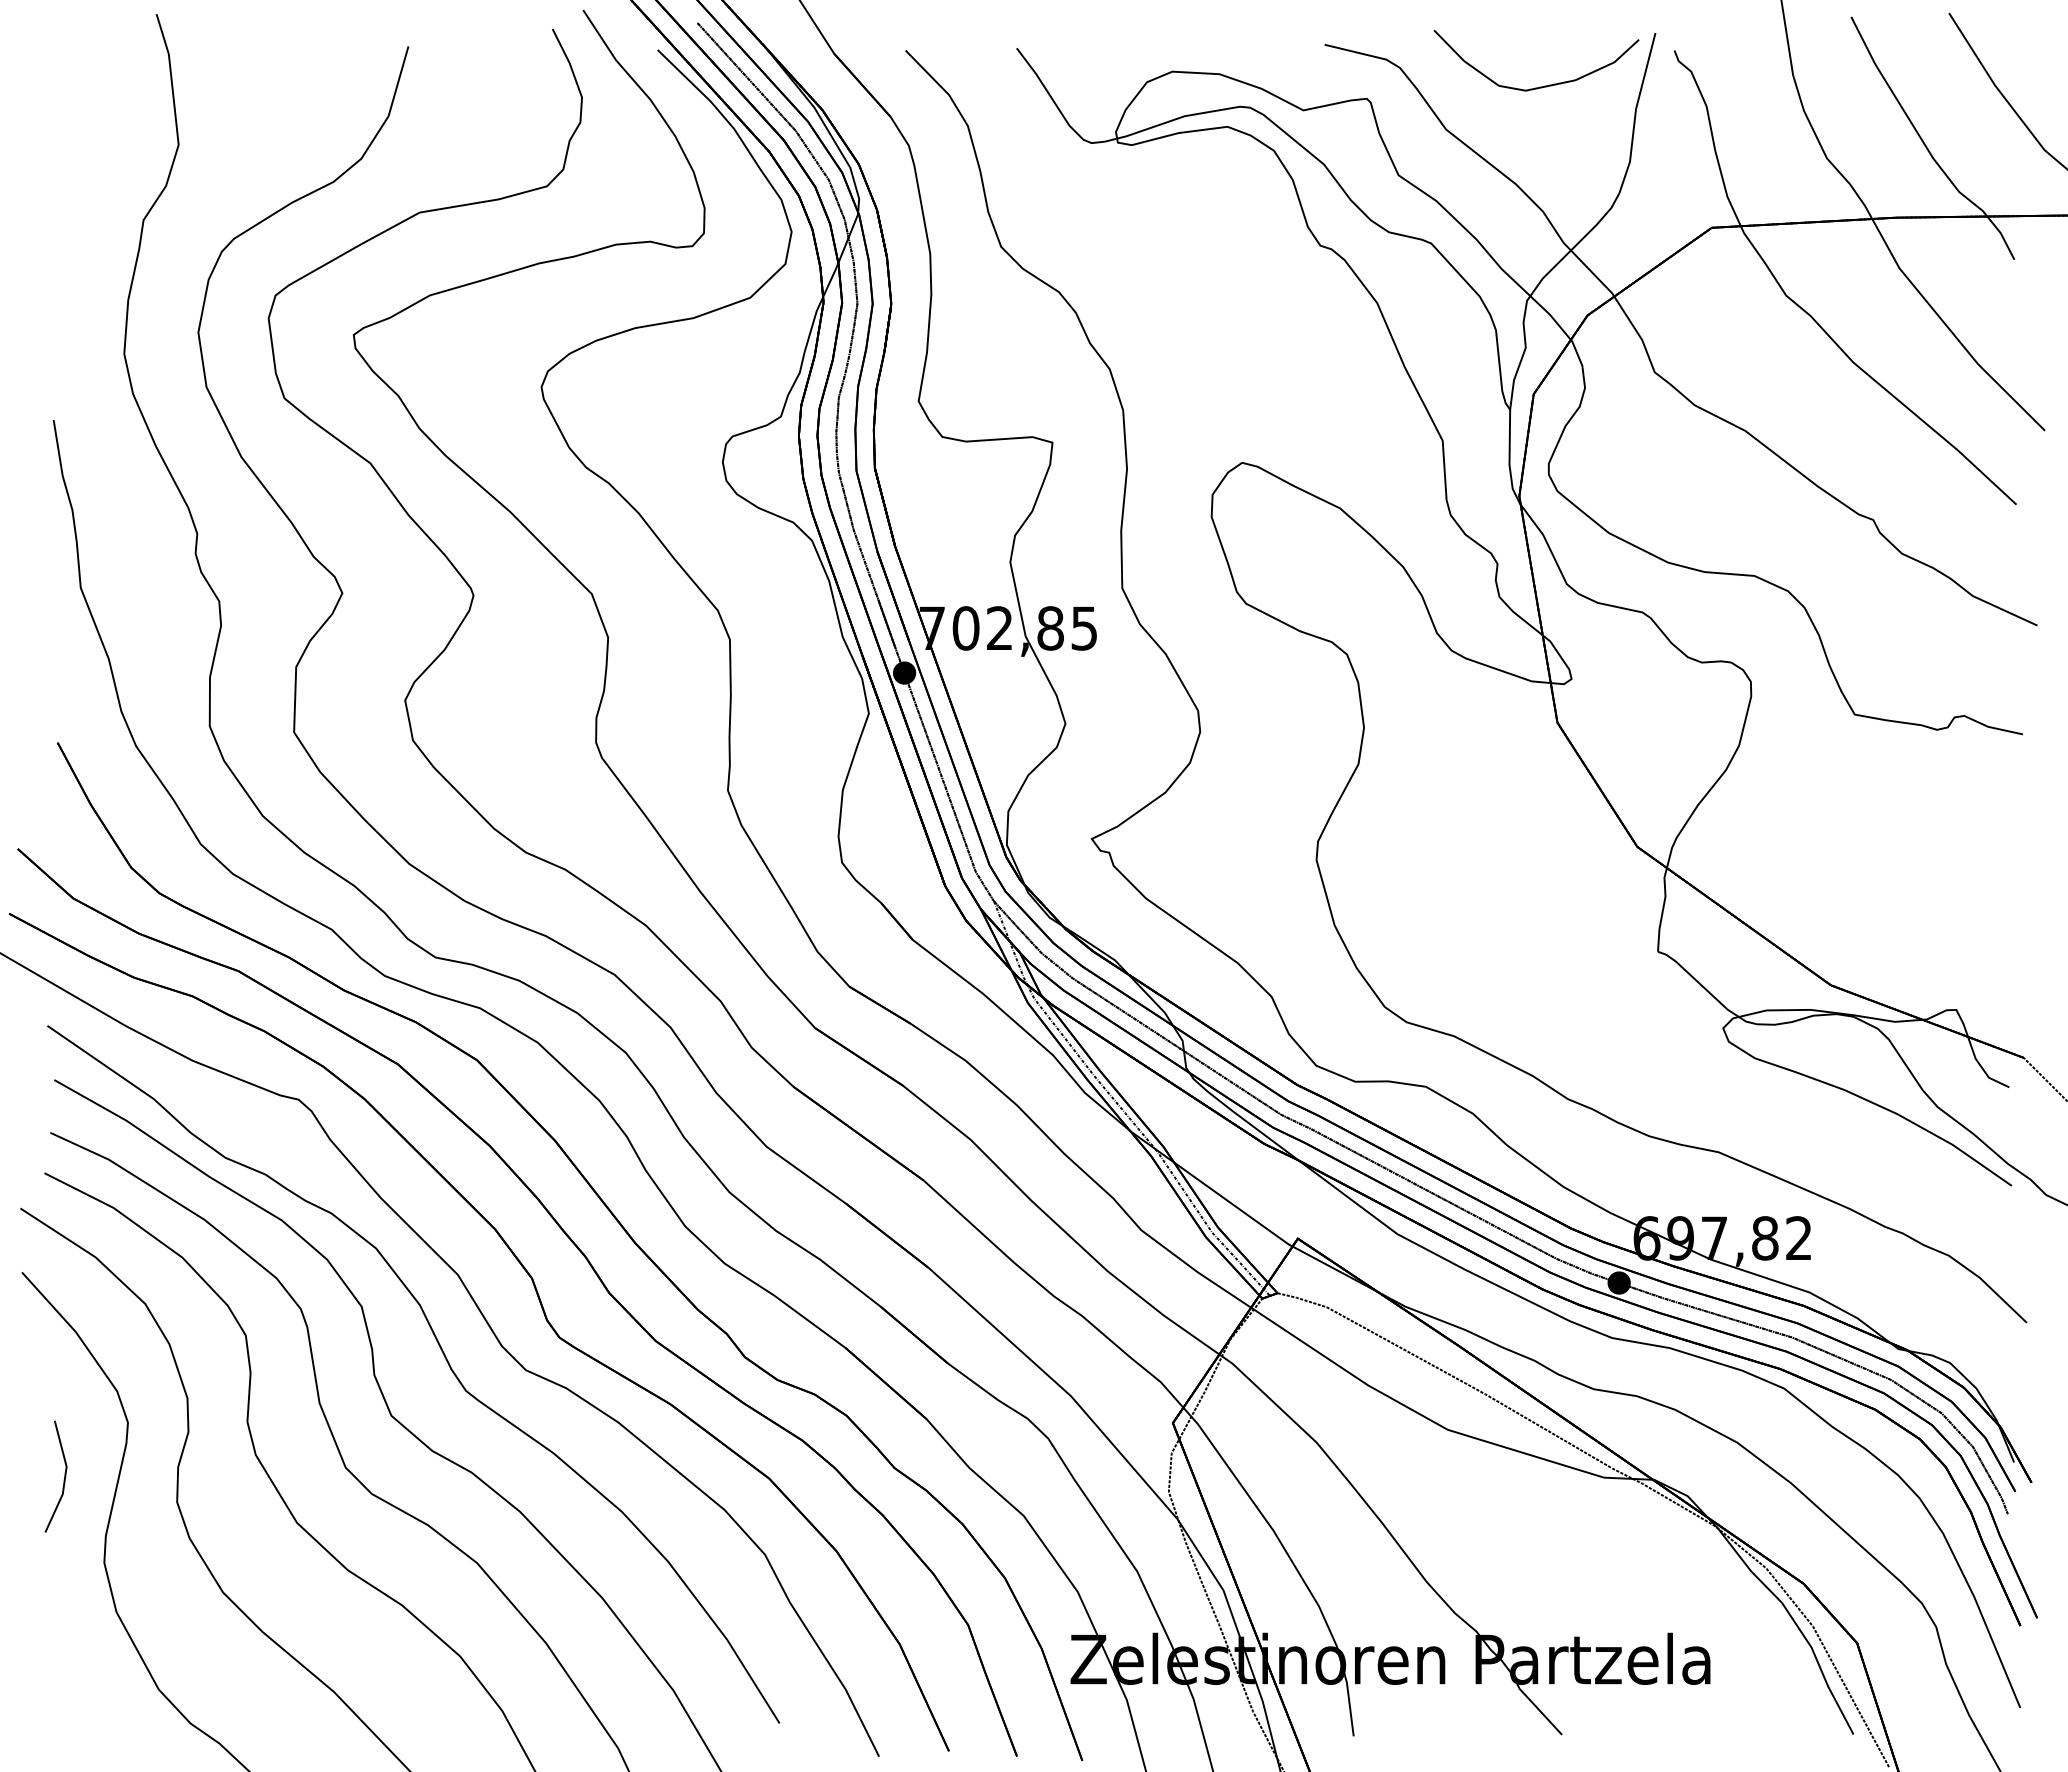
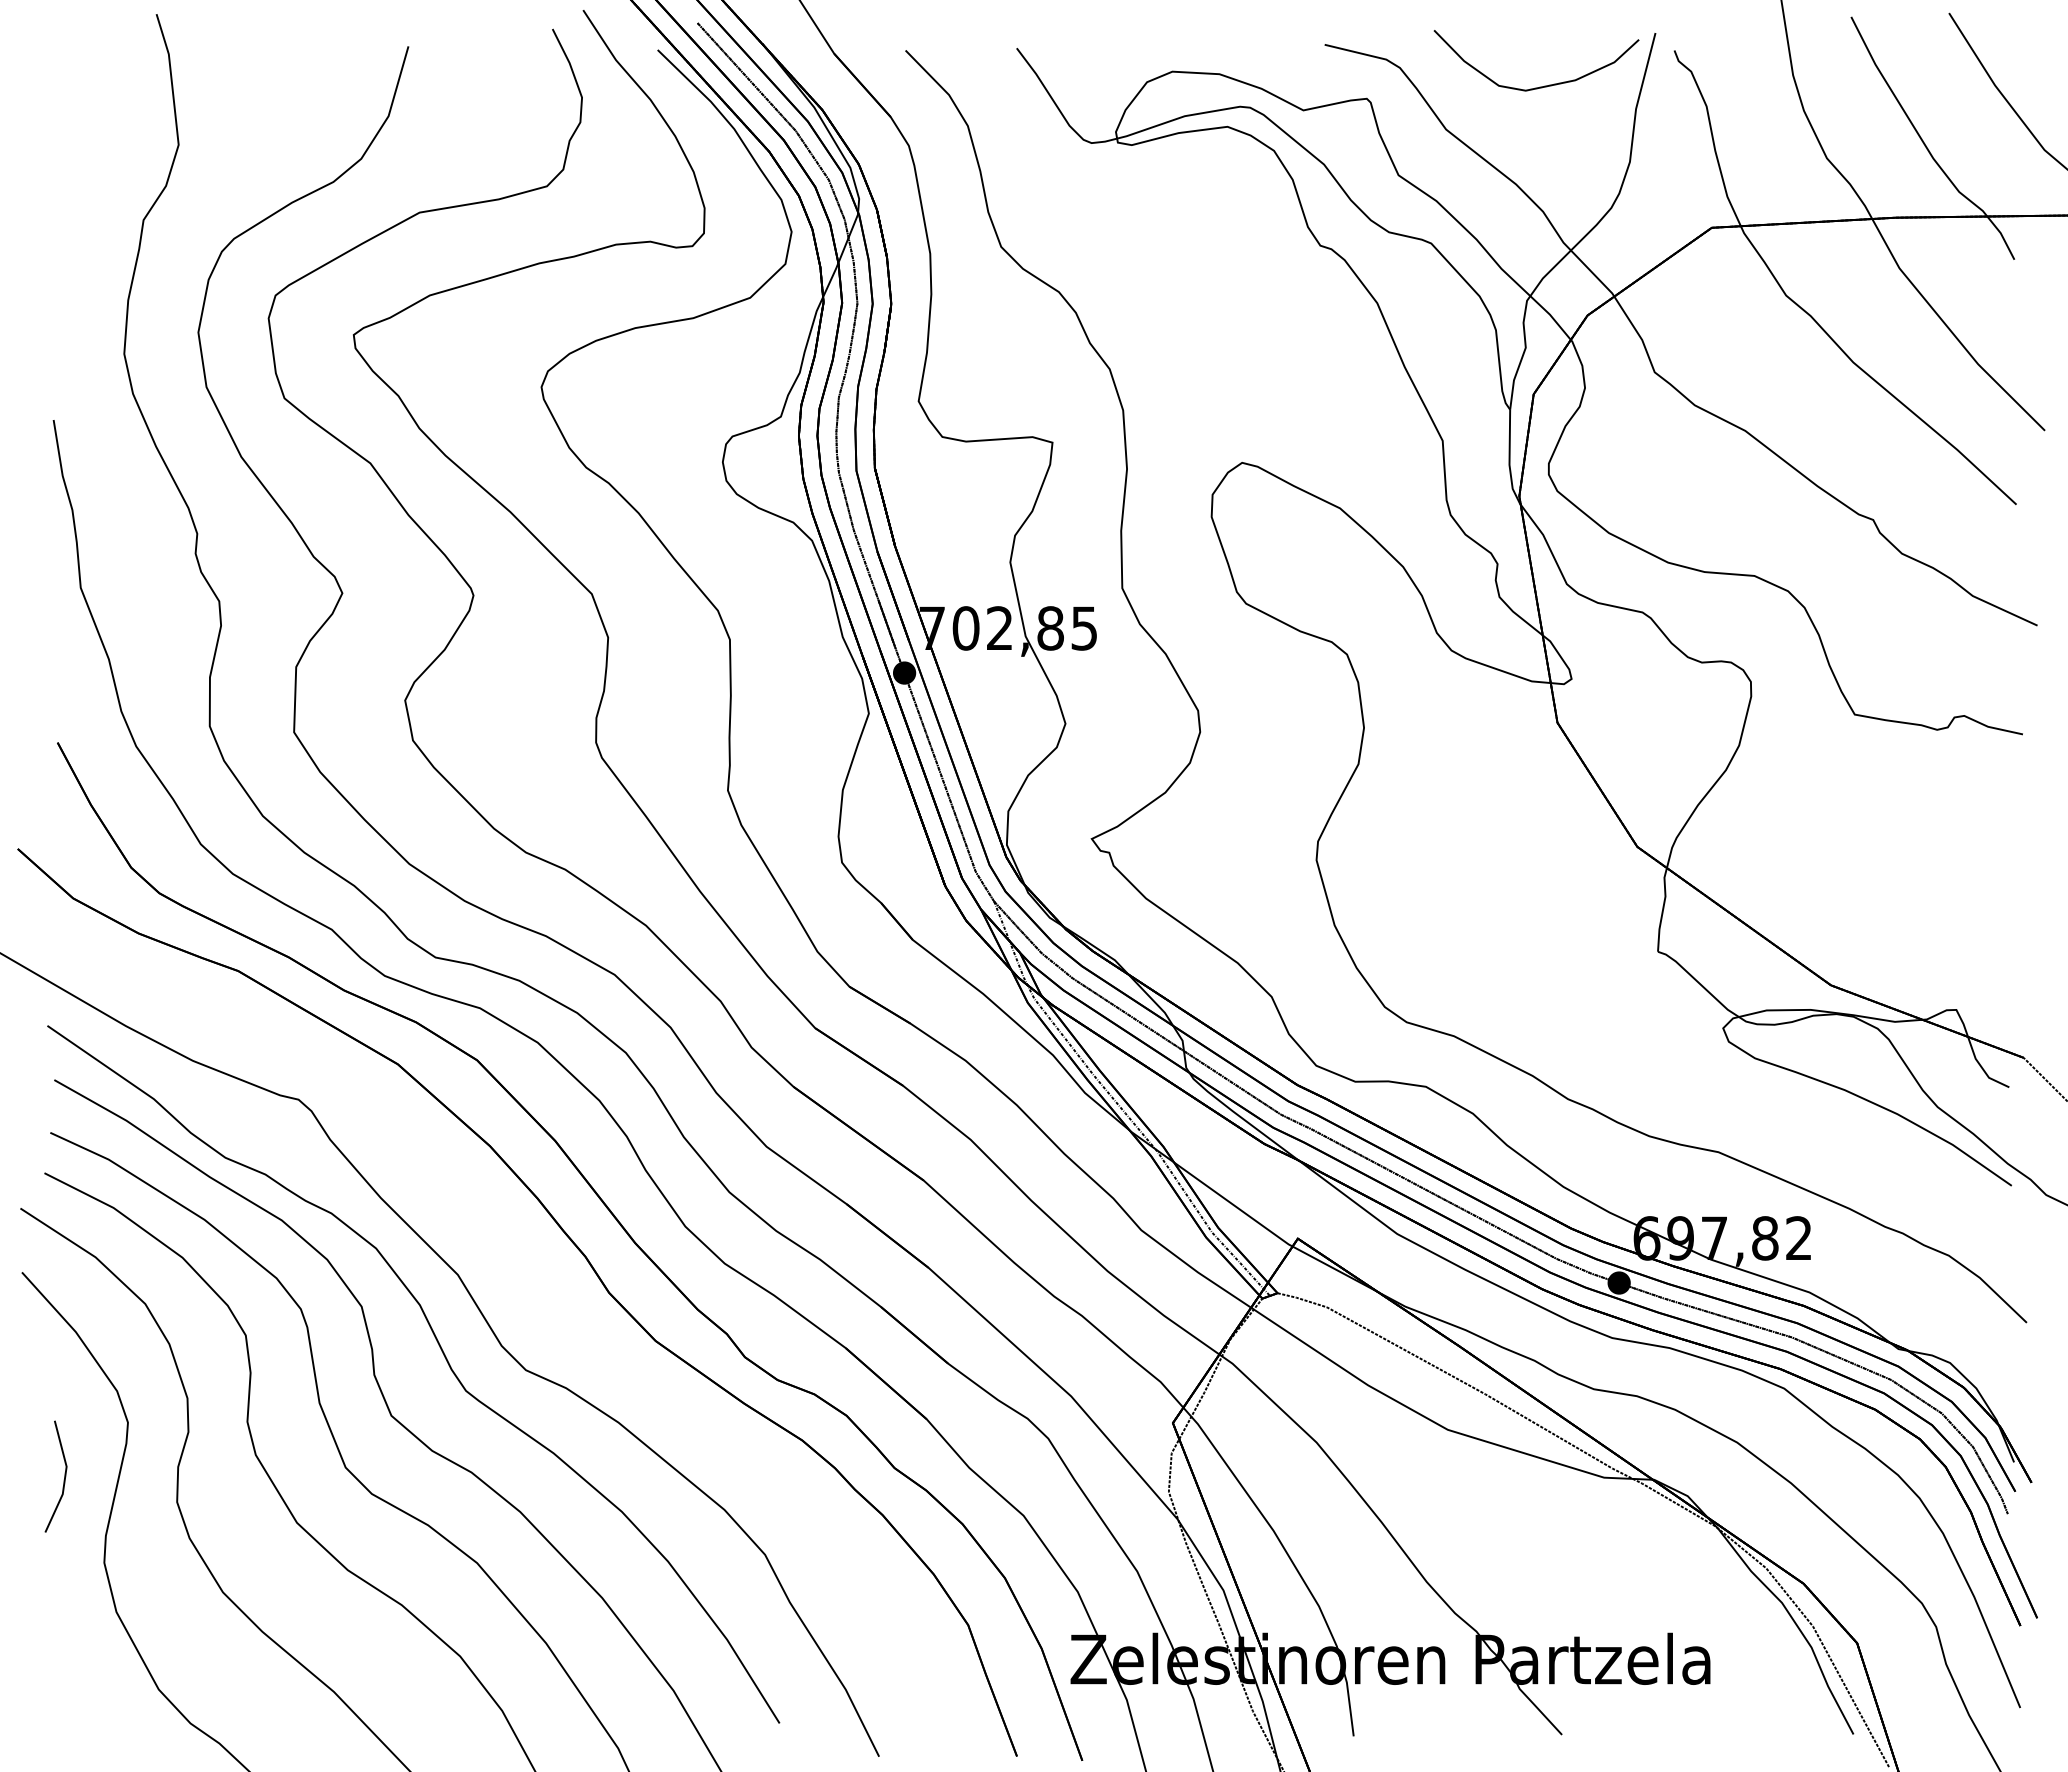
part: present -> none (542, 1311)
